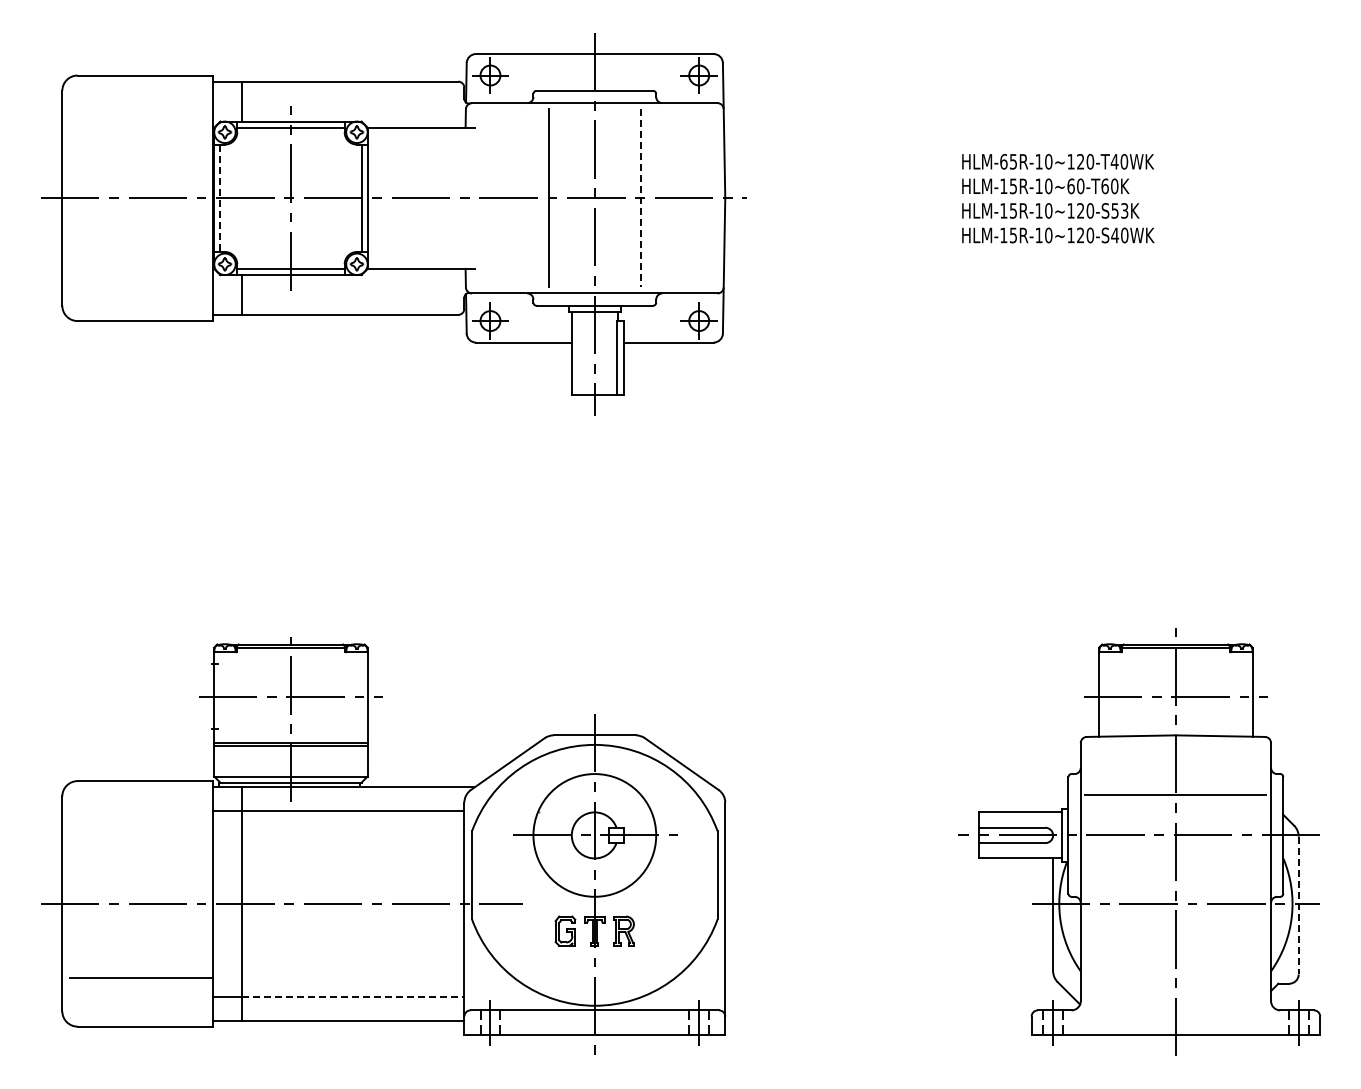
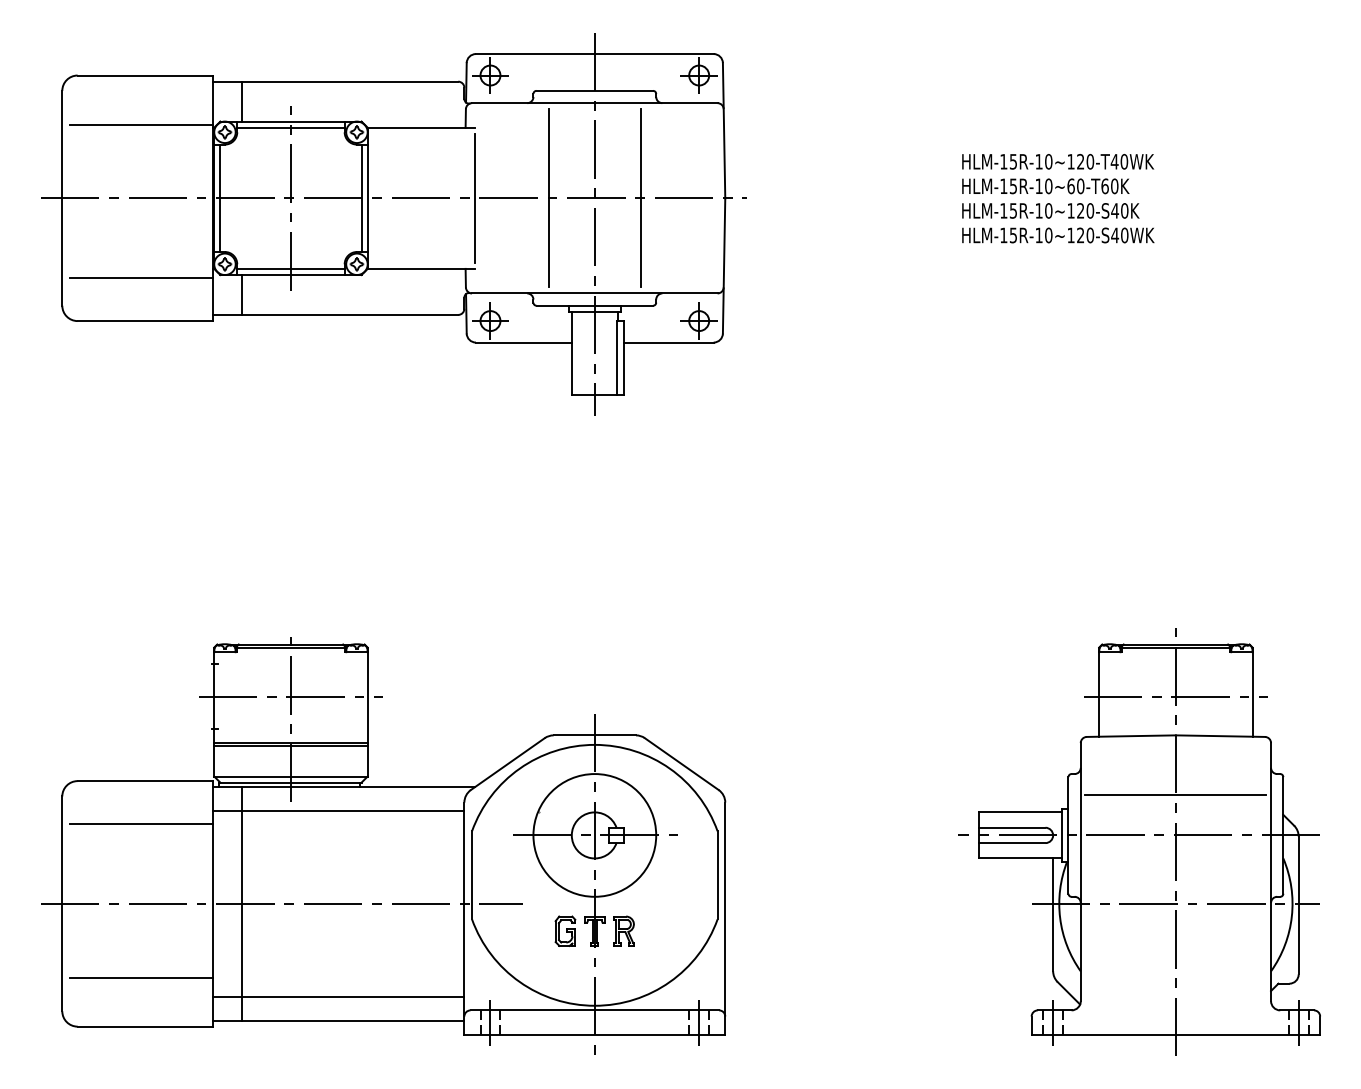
line: none -> present (140, 124)
text: HLM-65R-10~120-T40WK -> HLM-15R-10~120-T40WK (1003, 161)
line: none -> present (474, 197)
line: dashed -> solid (220, 198)
line: dashed -> solid (640, 198)
text: HLM-15R-10~120-S53K -> HLM-15R-10~120-S40K (1119, 210)
line: none -> present (140, 278)
line: none -> present (140, 824)
line: dashed -> solid (1298, 905)
line: dashed -> solid (353, 996)
